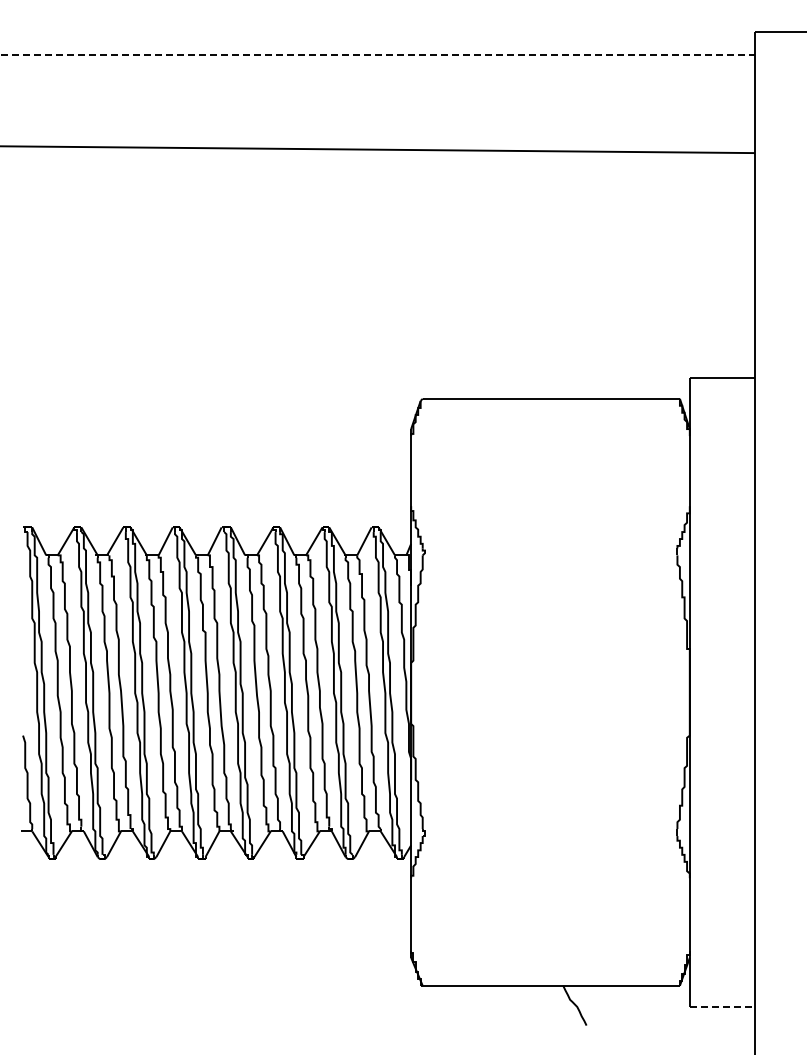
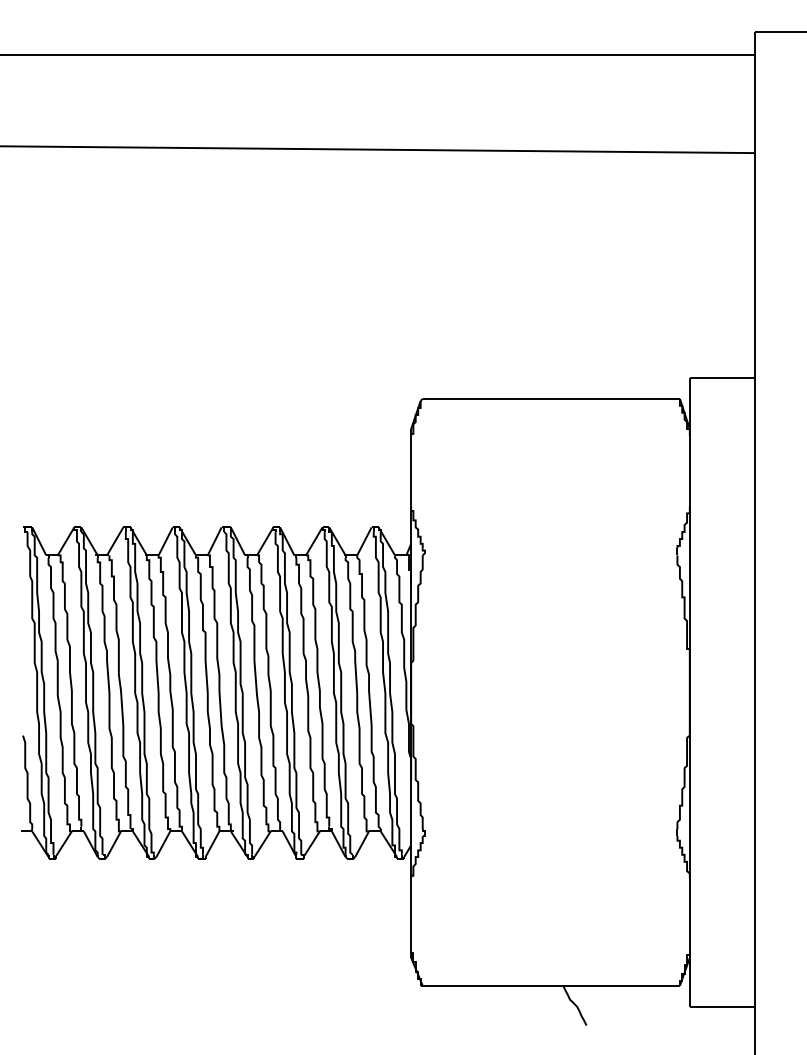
line: dashed -> solid (377, 54)
line: dashed -> solid (722, 1006)
